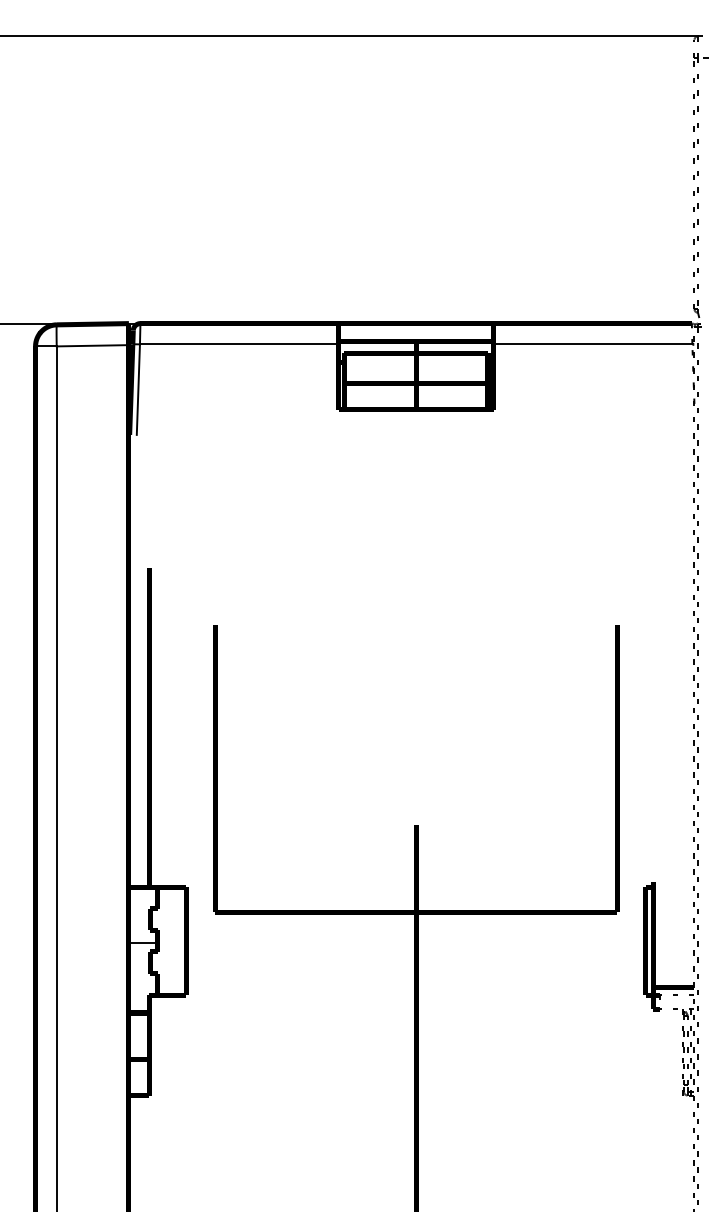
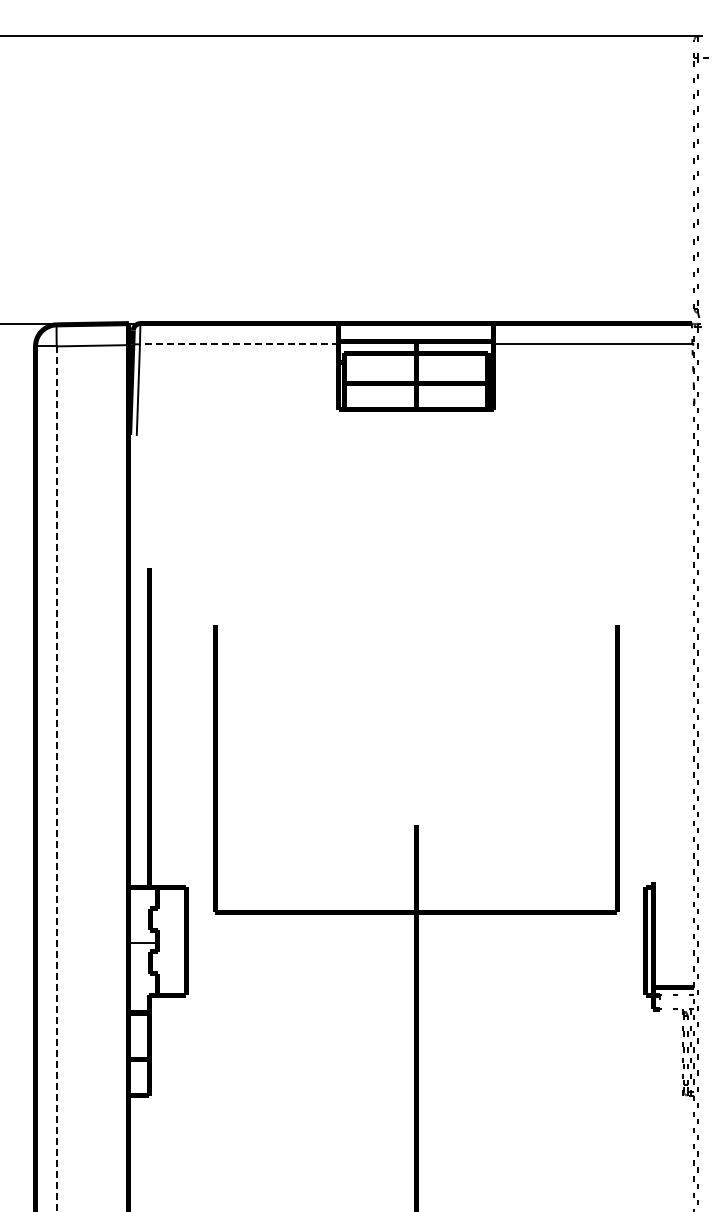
line: solid -> dashed (238, 344)
line: solid -> dashed (56, 779)
